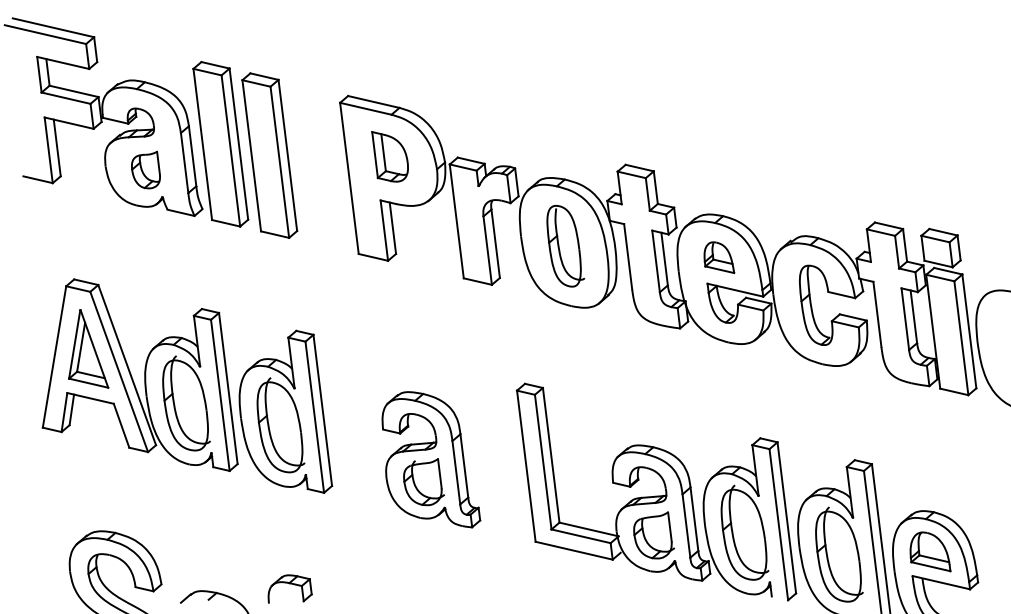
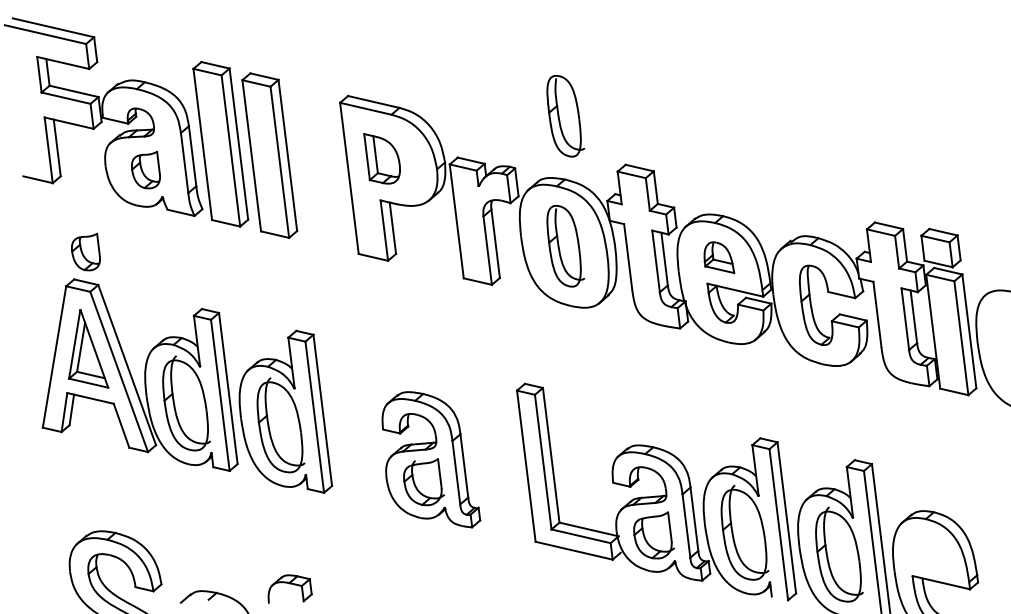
part: none -> present (565, 116)
part position: (389, 156) -> (381, 158) (381, 158)
part: none -> present (85, 251)
part: present -> none (930, 551)
